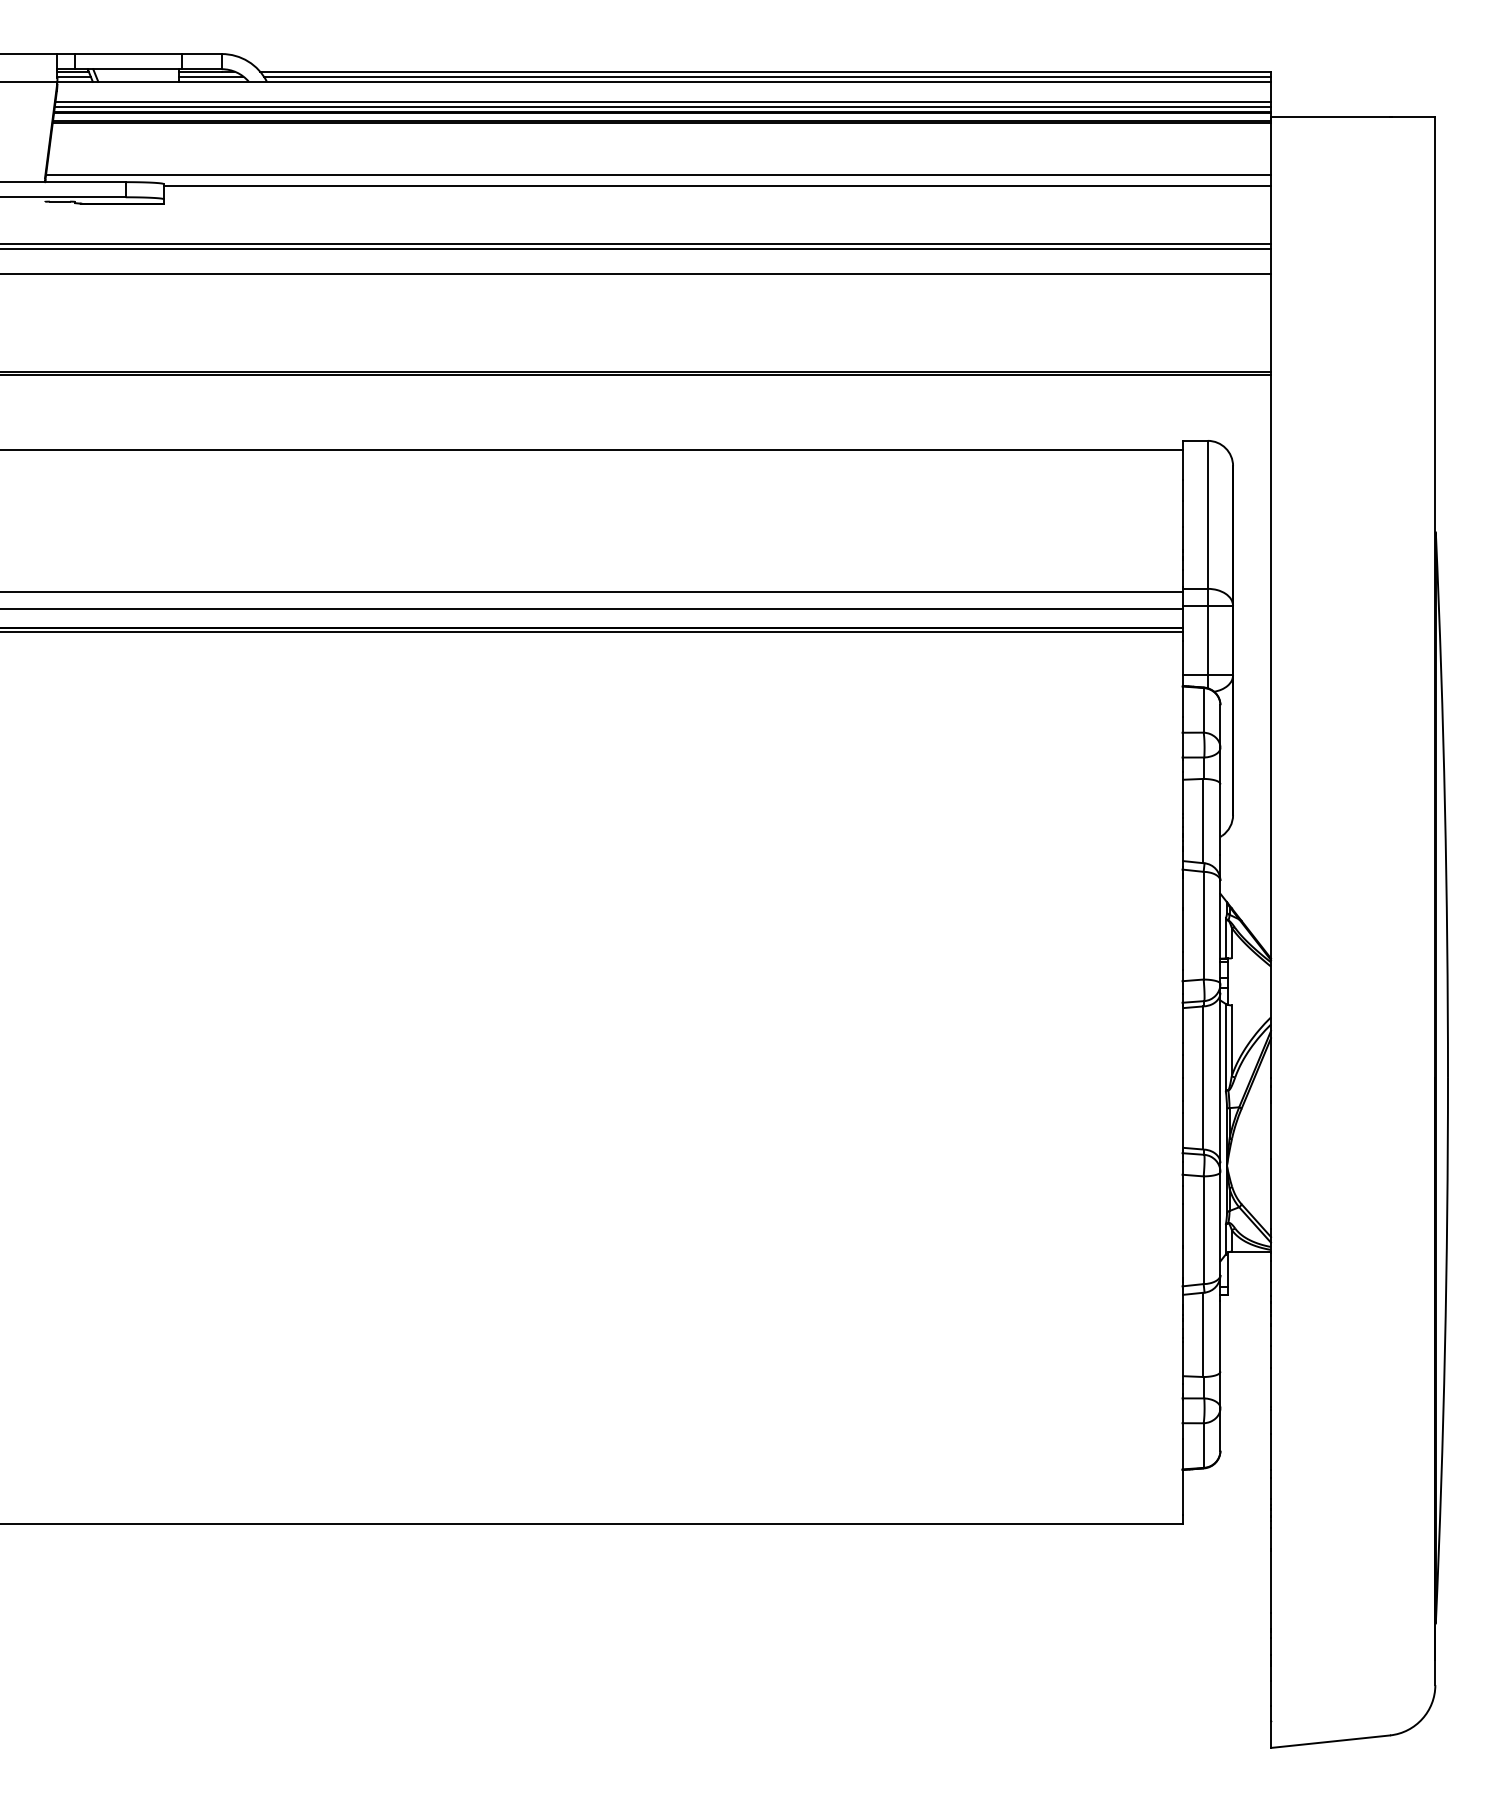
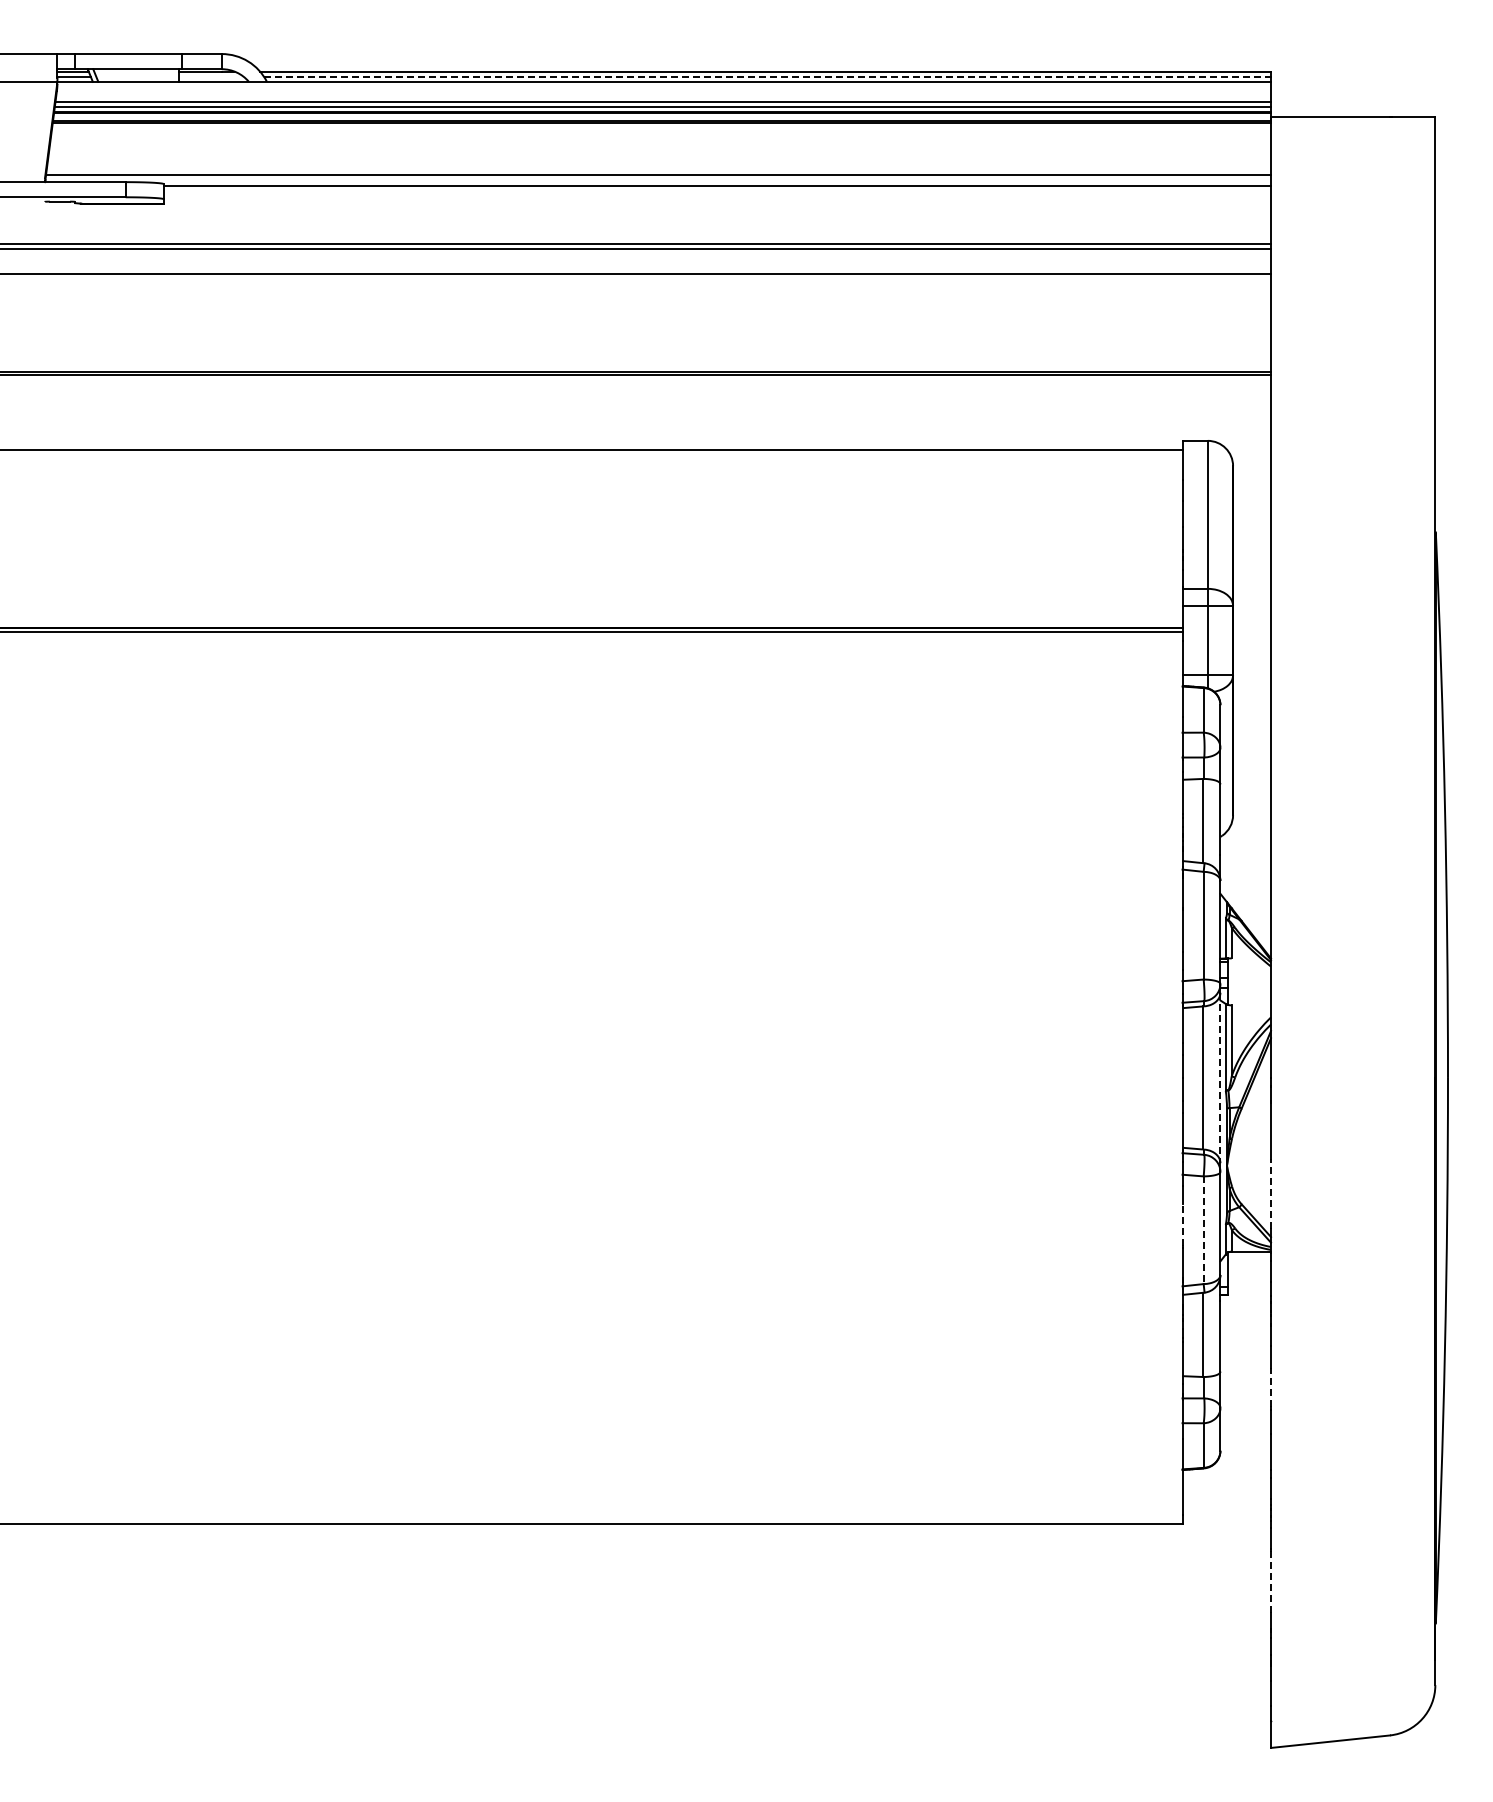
line: present -> none (210, 76)
line: solid -> dashed (767, 76)
line: present -> none (592, 591)
line: present -> none (592, 608)
line: solid -> dashed (1220, 1078)
line: solid -> dashed (1271, 1193)
line: solid -> dashed (1182, 1224)
line: solid -> dashed (1203, 1230)
line: solid -> dashed (1271, 1387)
line: solid -> dashed (1271, 1581)
